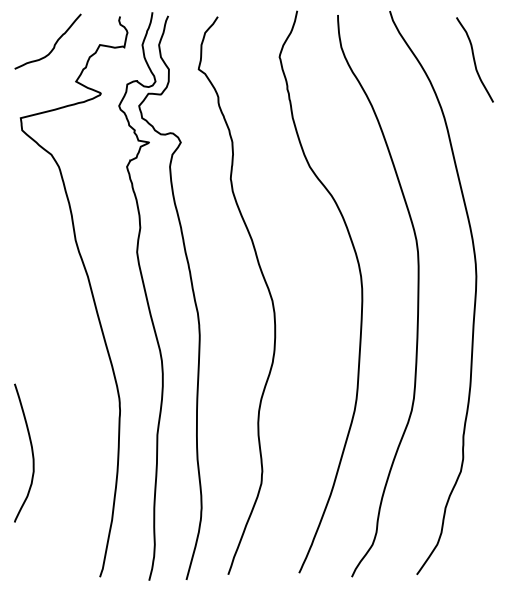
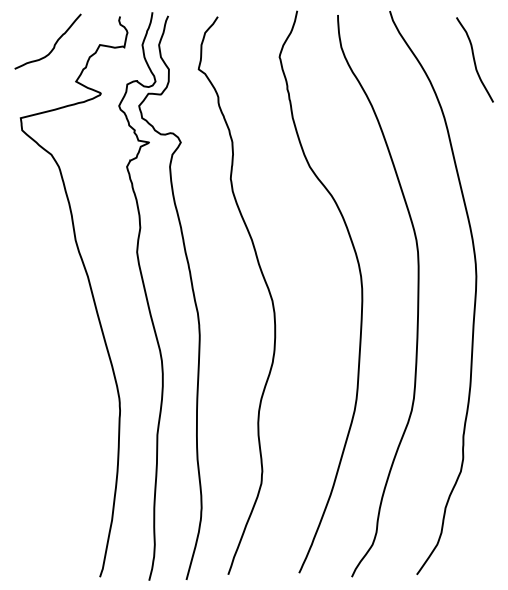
curve: present -> none (31, 452)
